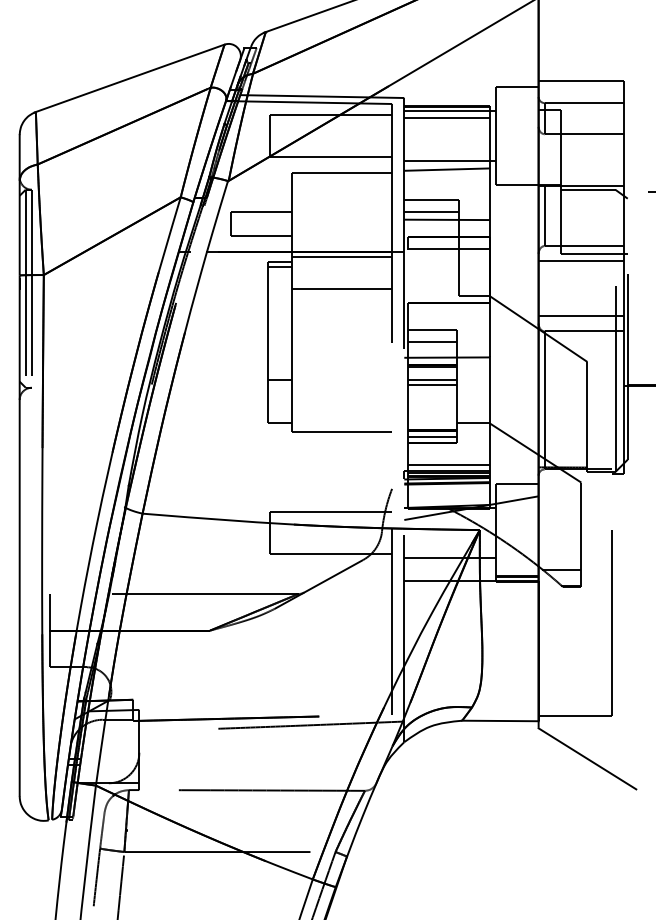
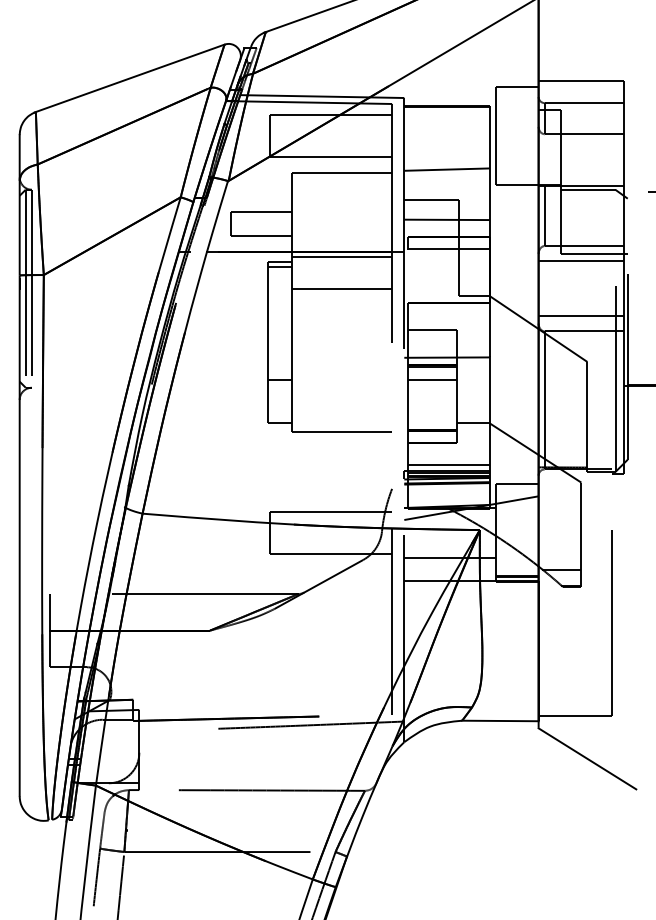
line: present -> none (449, 111)
line: present -> none (446, 118)
line: present -> none (449, 161)
line: present -> none (431, 212)
line: present -> none (431, 341)
line: present -> none (431, 385)
line: present -> none (431, 437)
